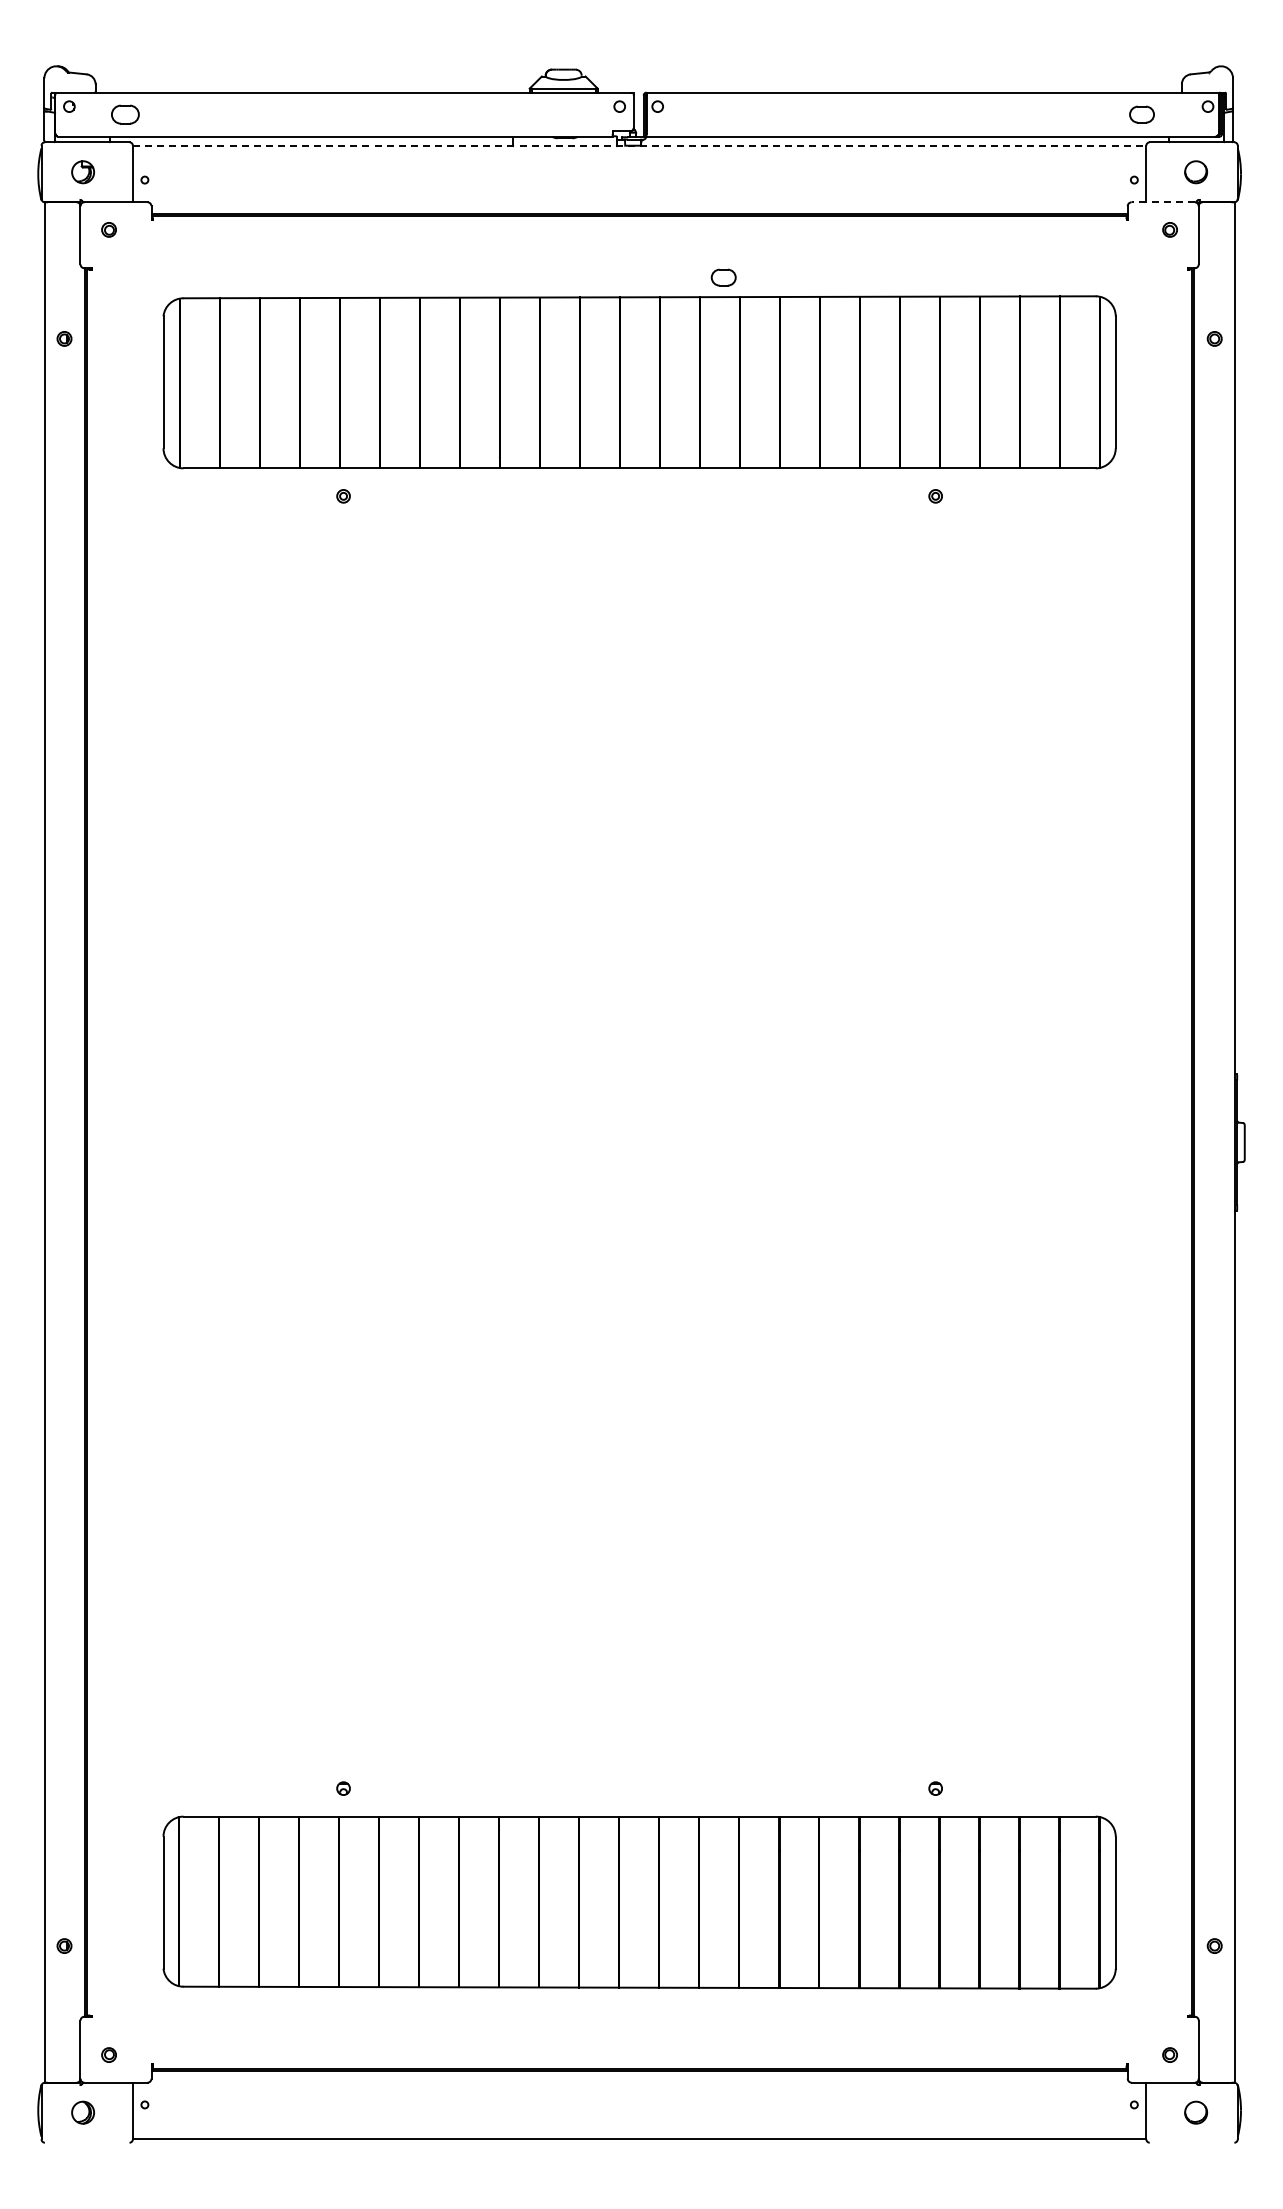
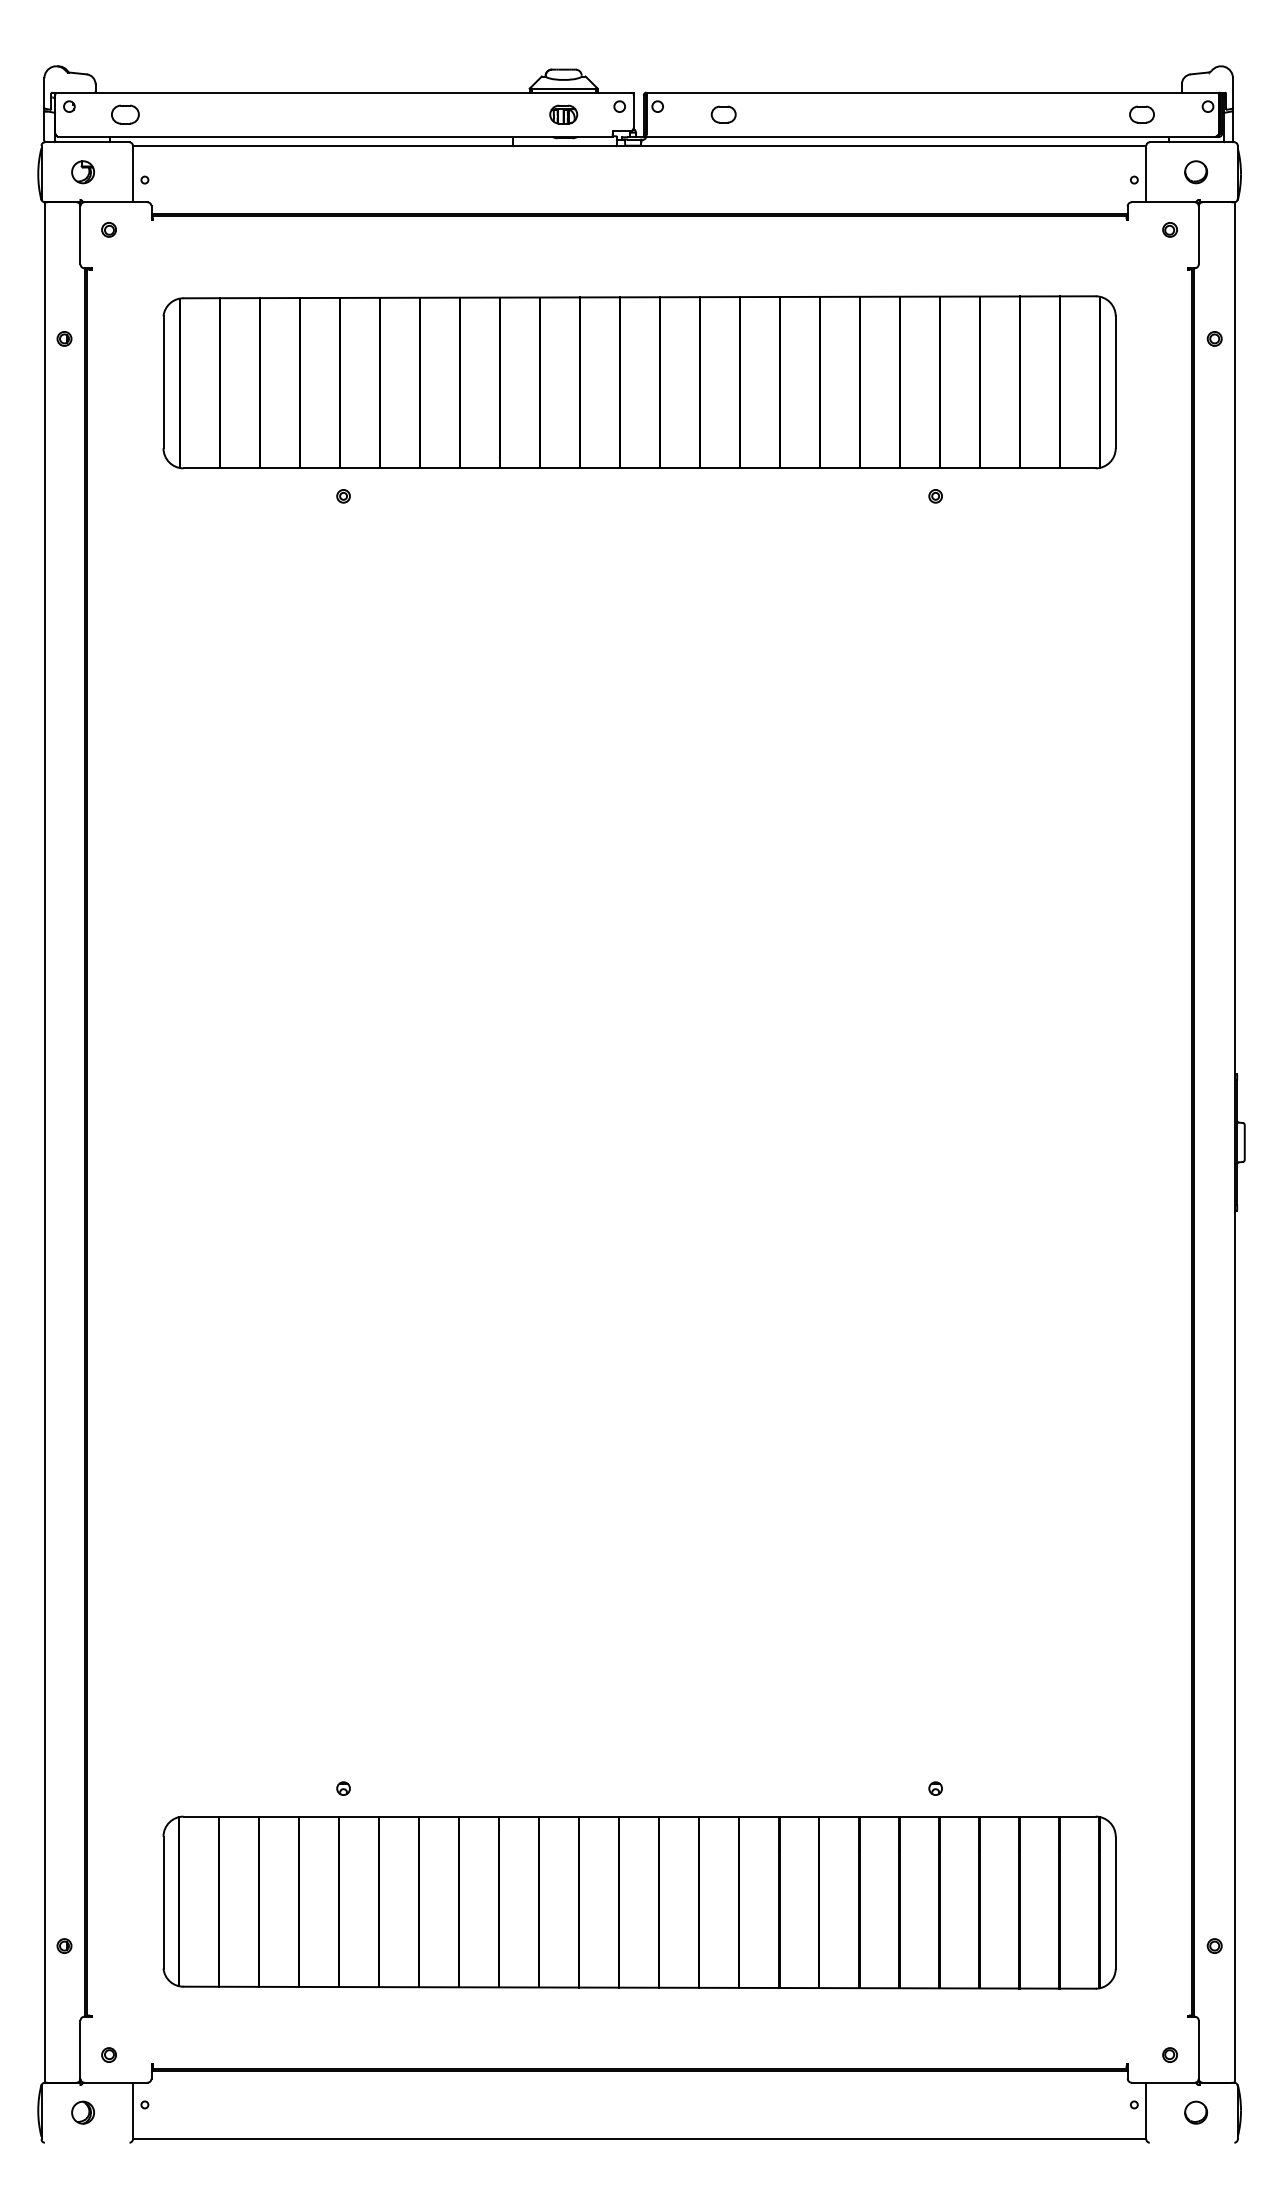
part: none -> present (563, 114)
line: dashed -> solid (639, 146)
line: dashed -> solid (1163, 202)
part position: (723, 277) -> (723, 114) (723, 114)
